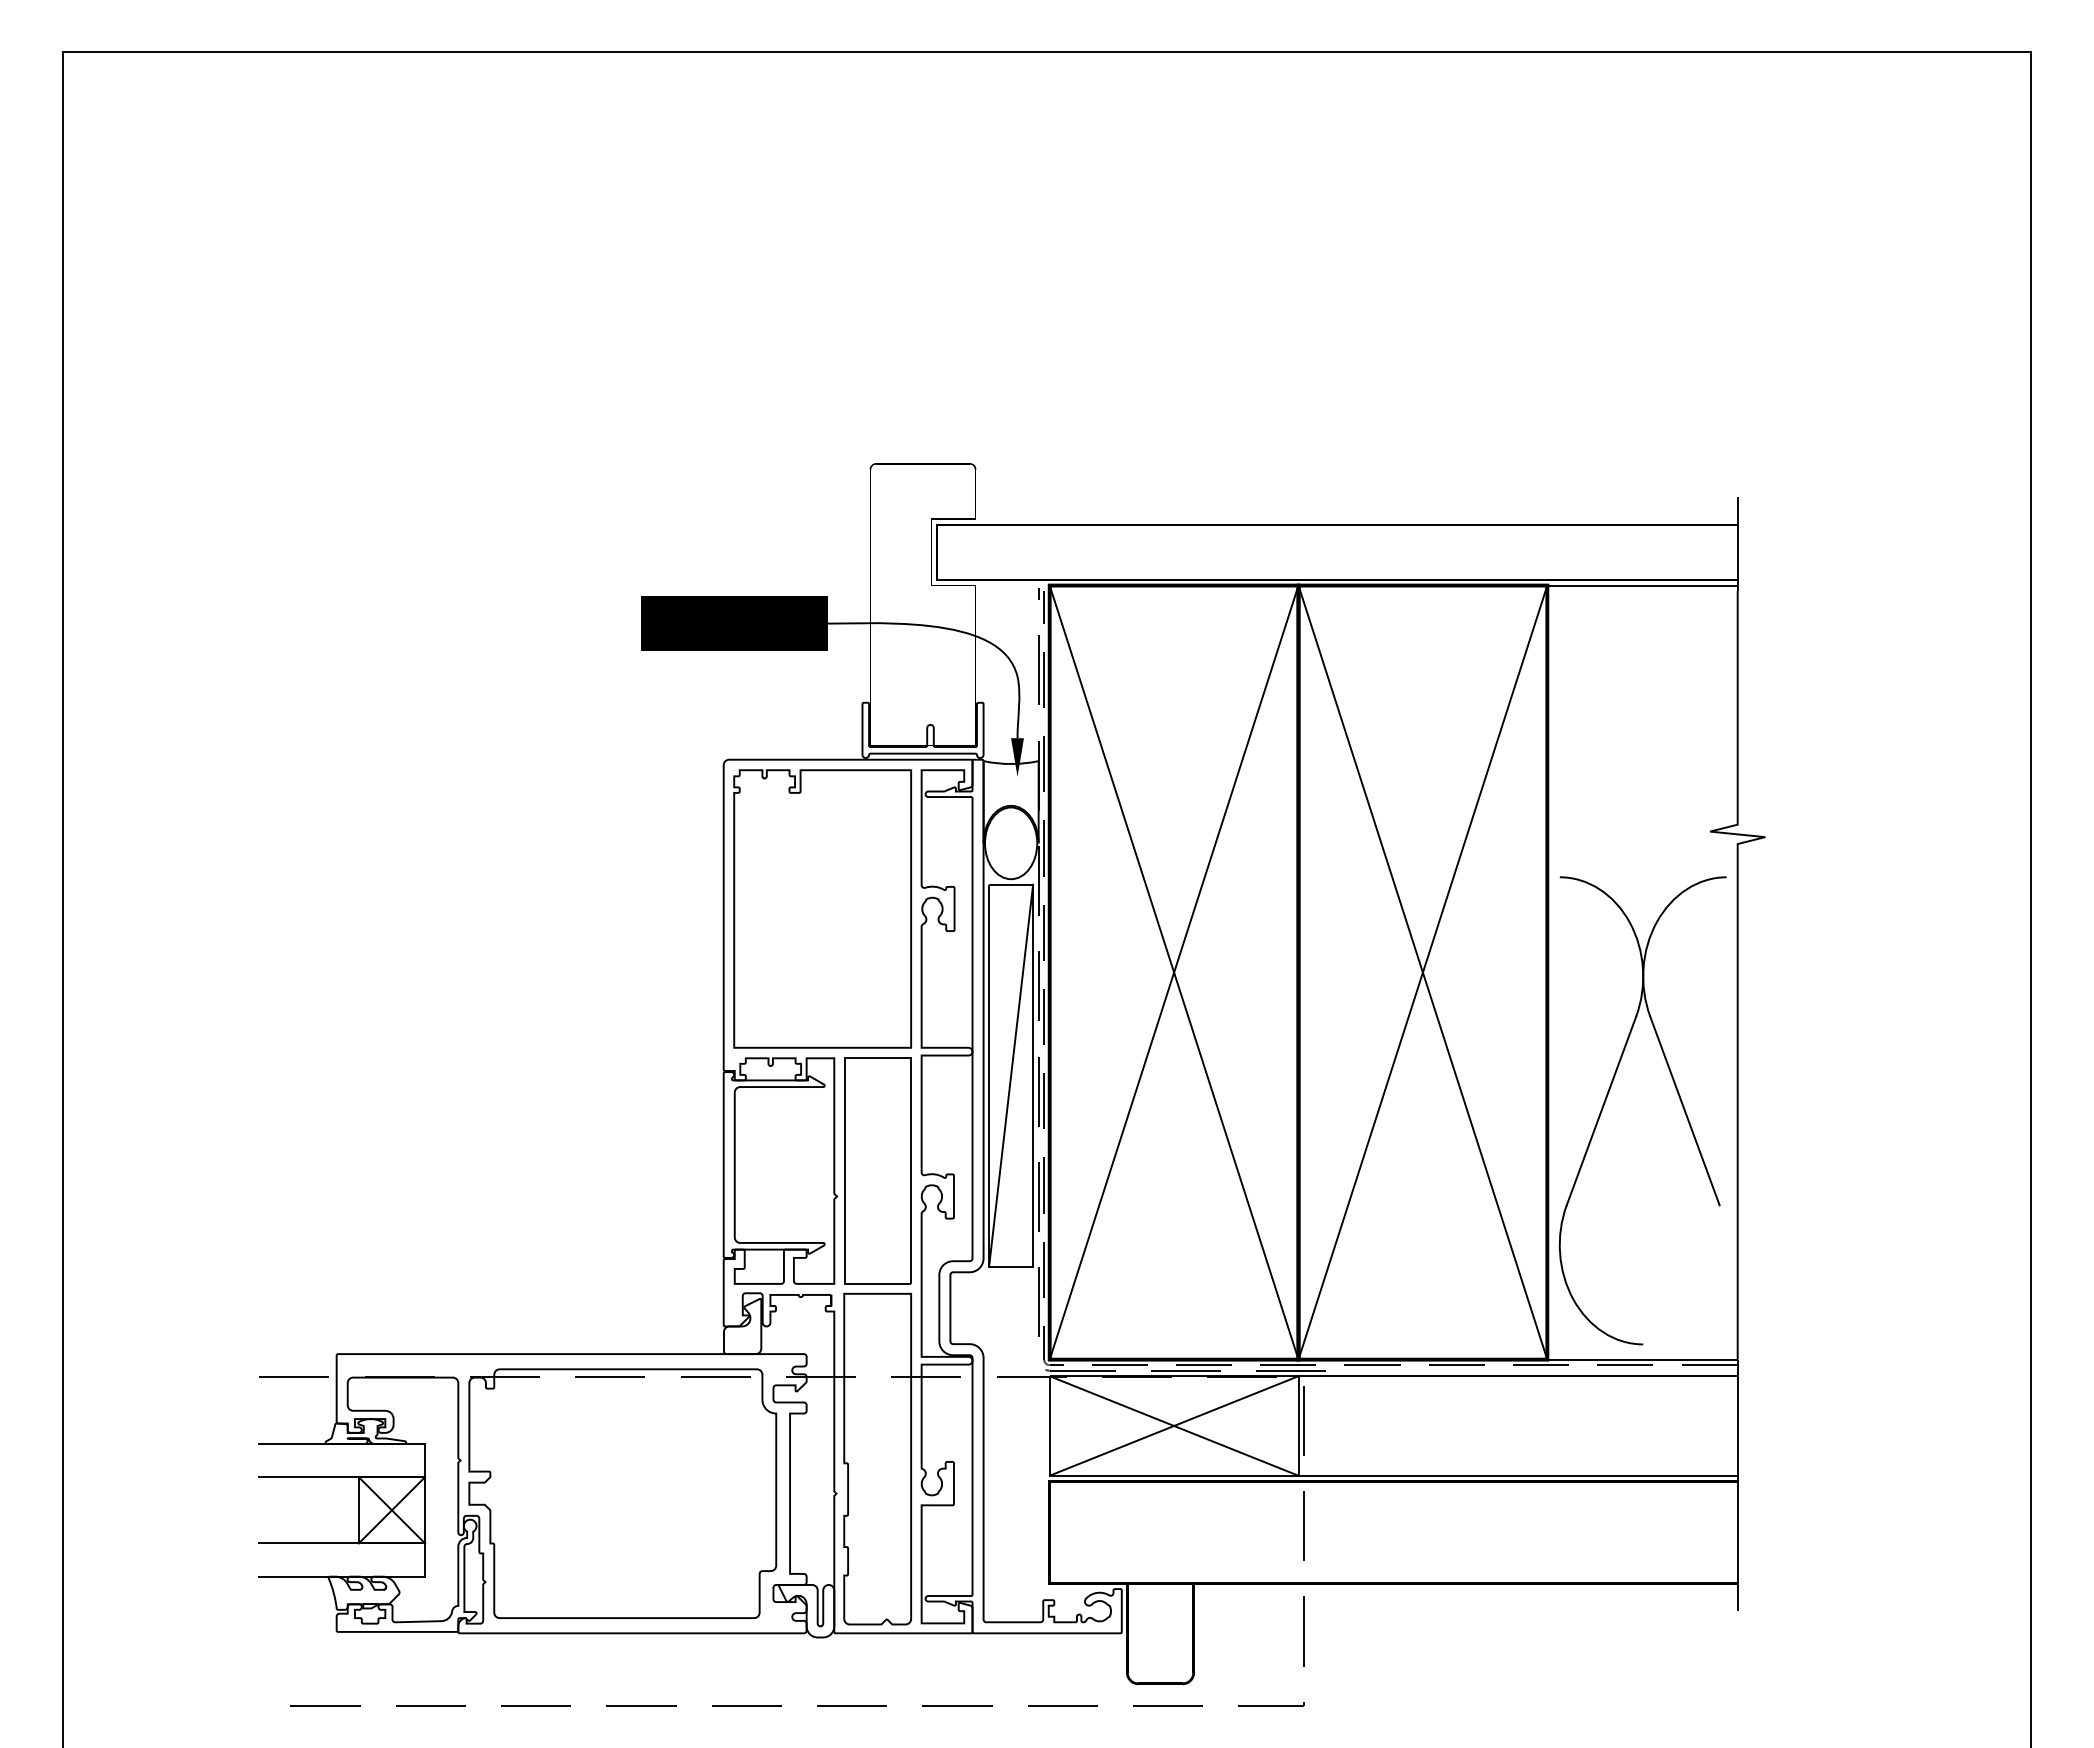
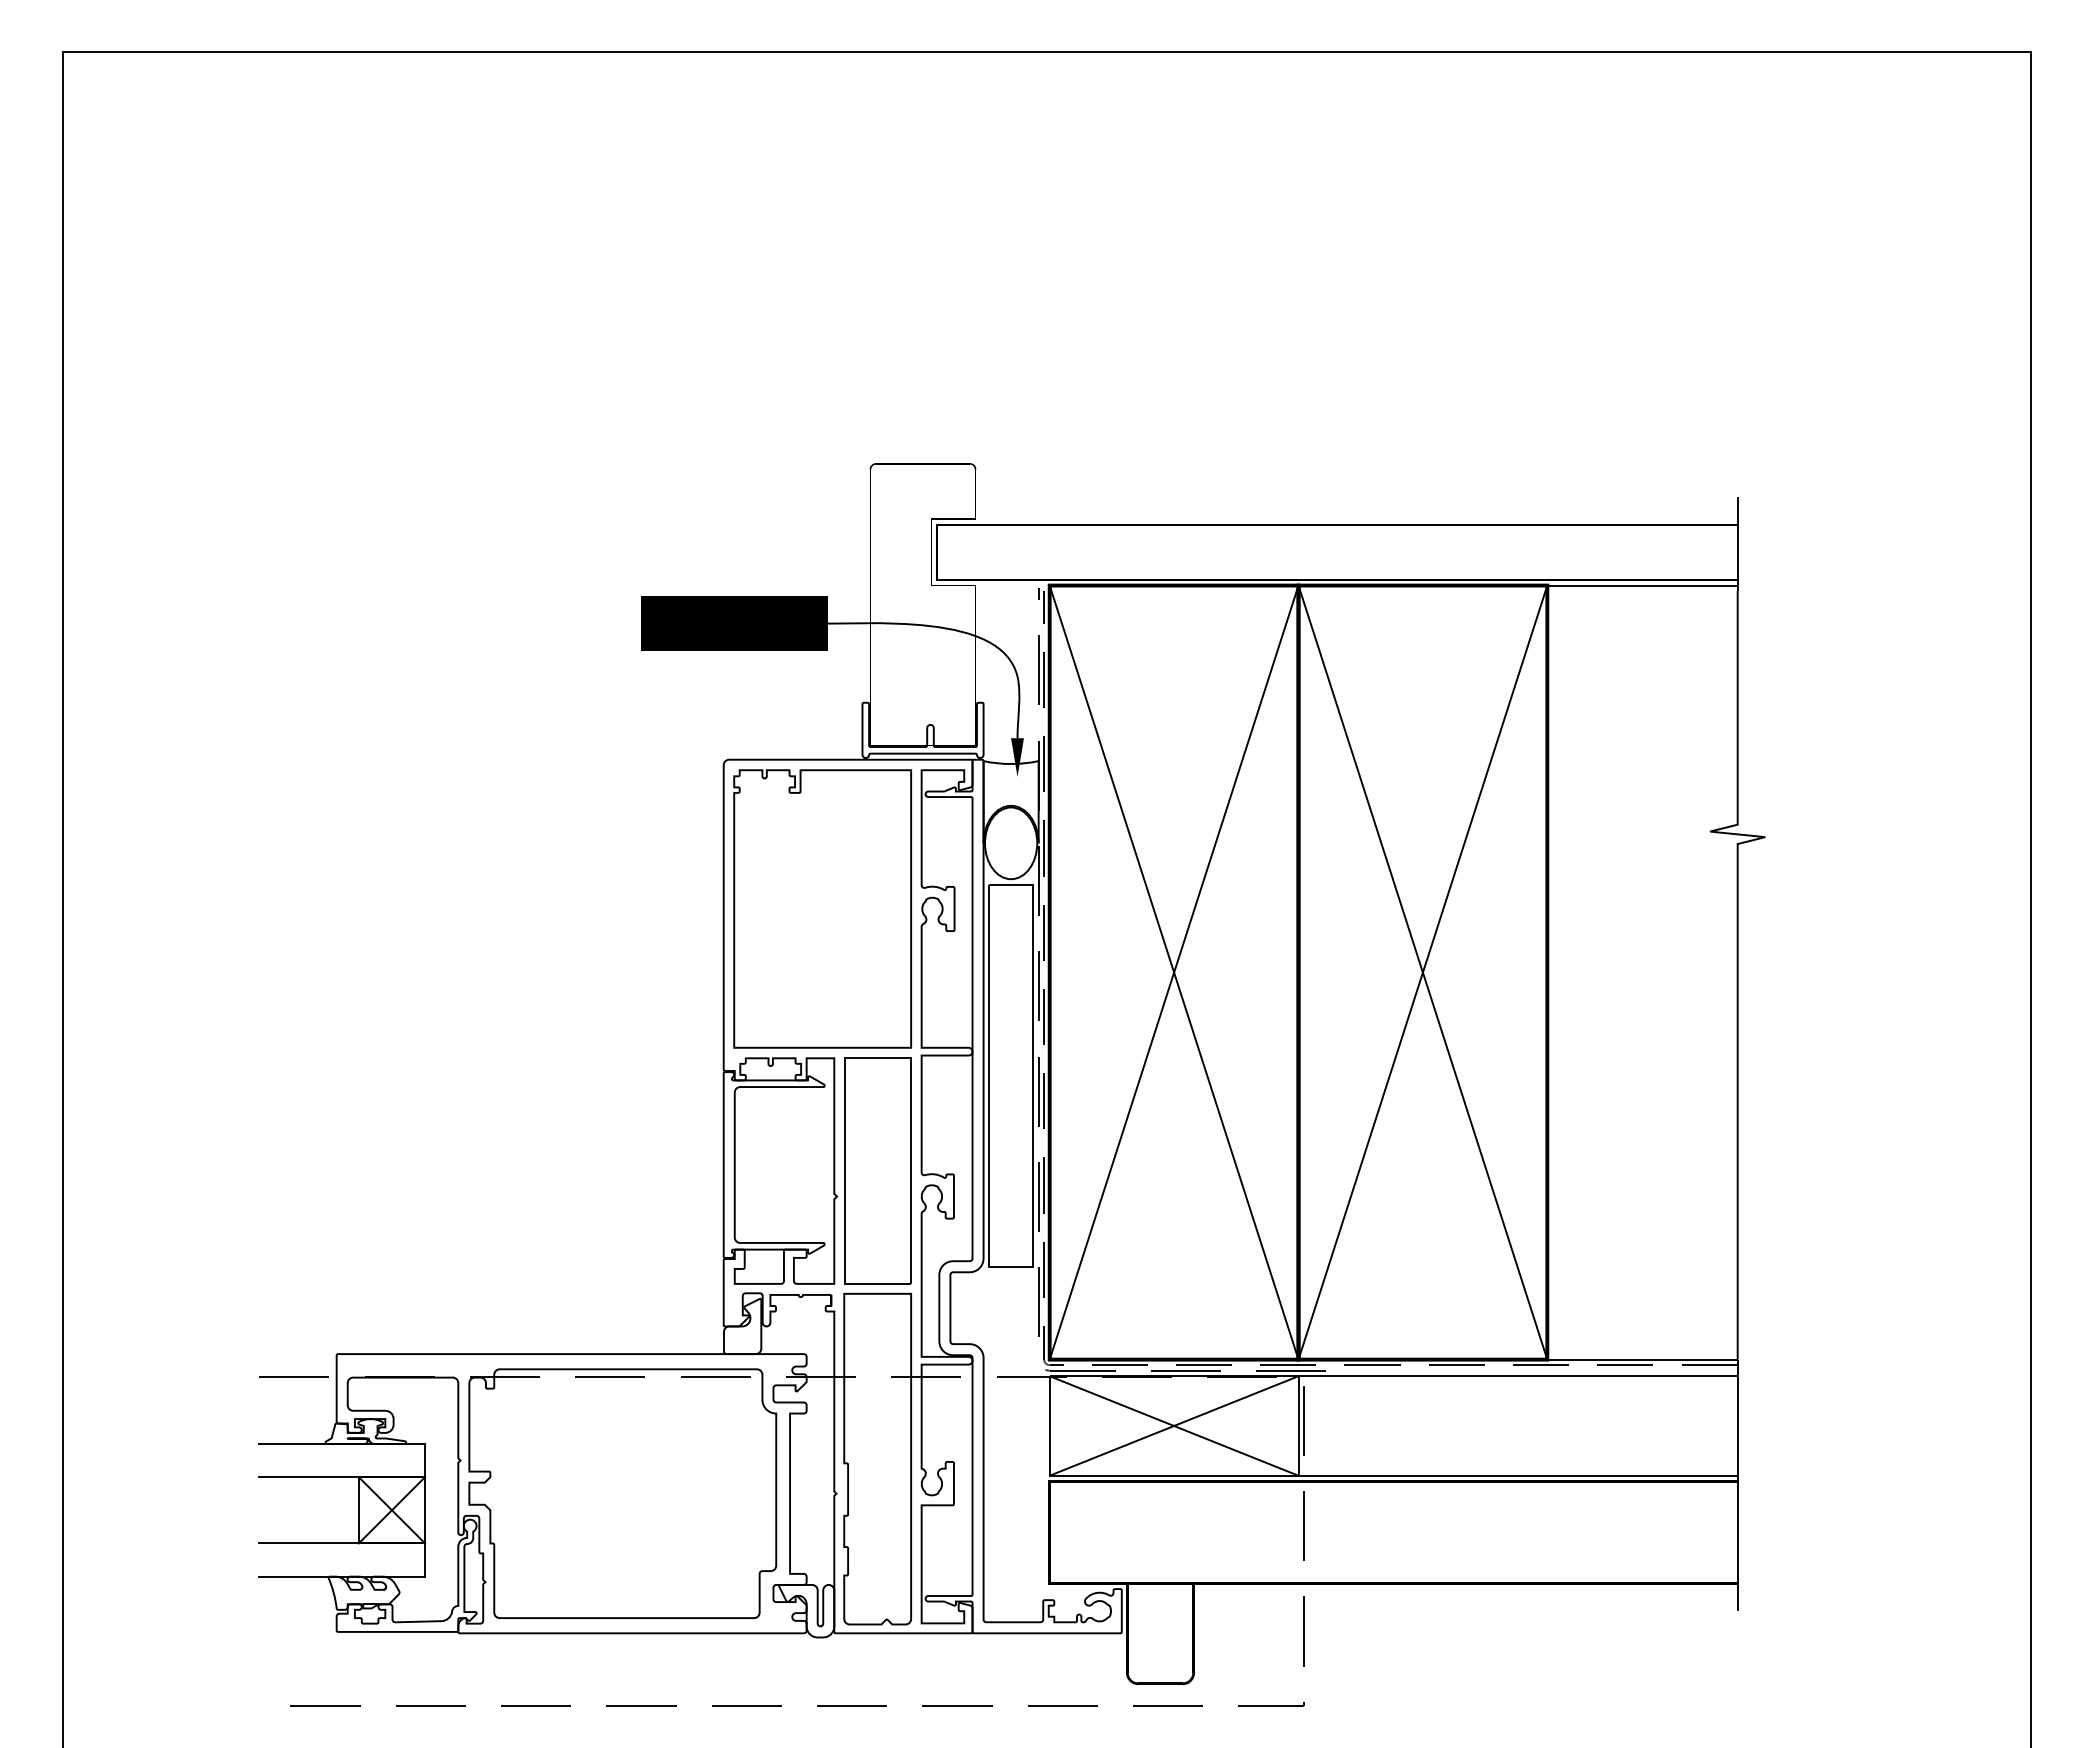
line: present -> none (1011, 1075)
part: present -> none (1608, 1095)
